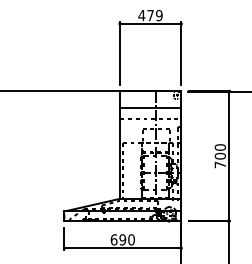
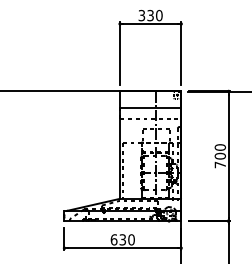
text: 479 -> 330 (150, 15)
text: 690 -> 630 (122, 239)
